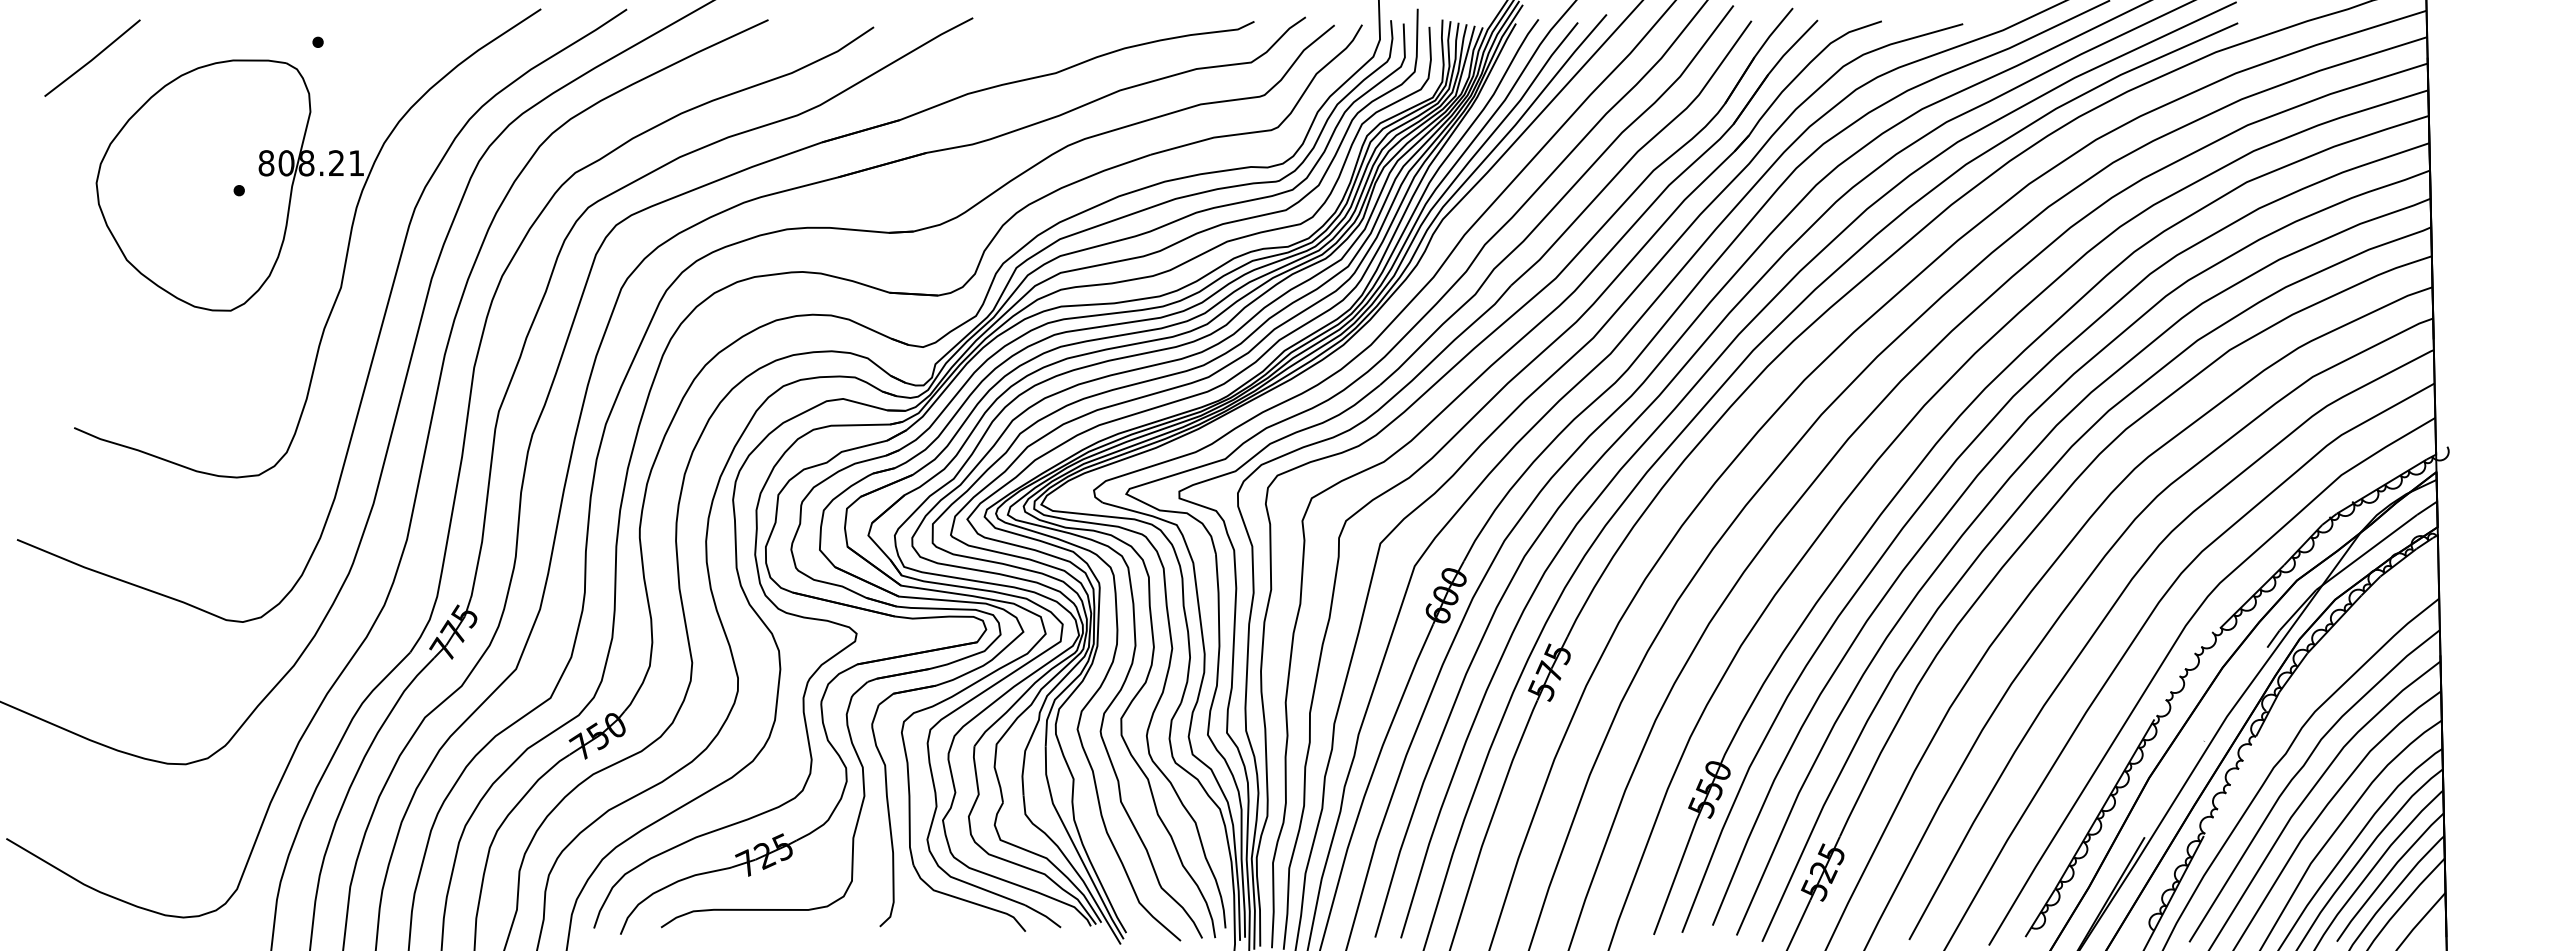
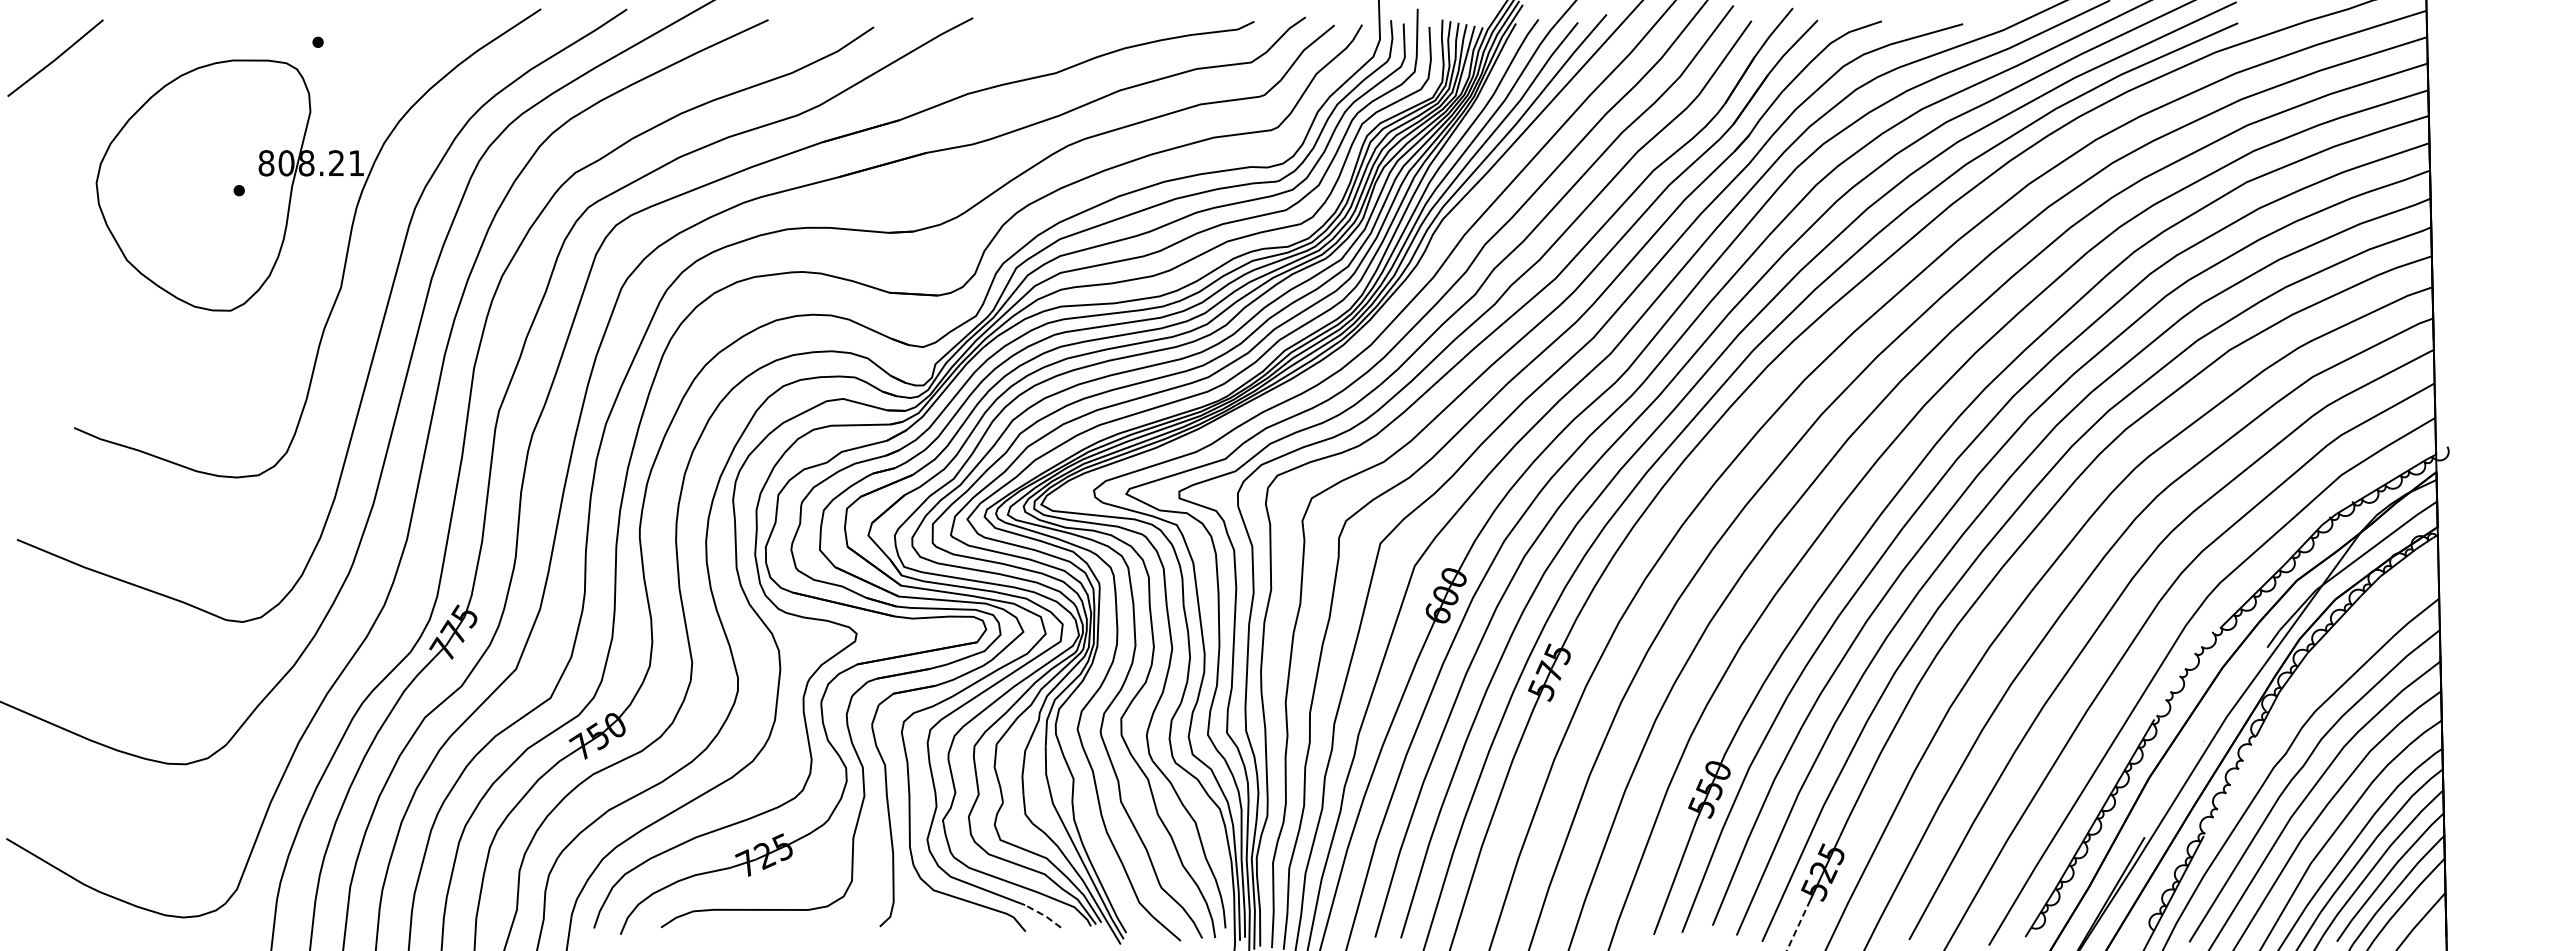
line position: (93, 57) -> (56, 57) (56, 57)
line: solid -> dashed (1044, 915)
line: solid -> dashed (1798, 925)
